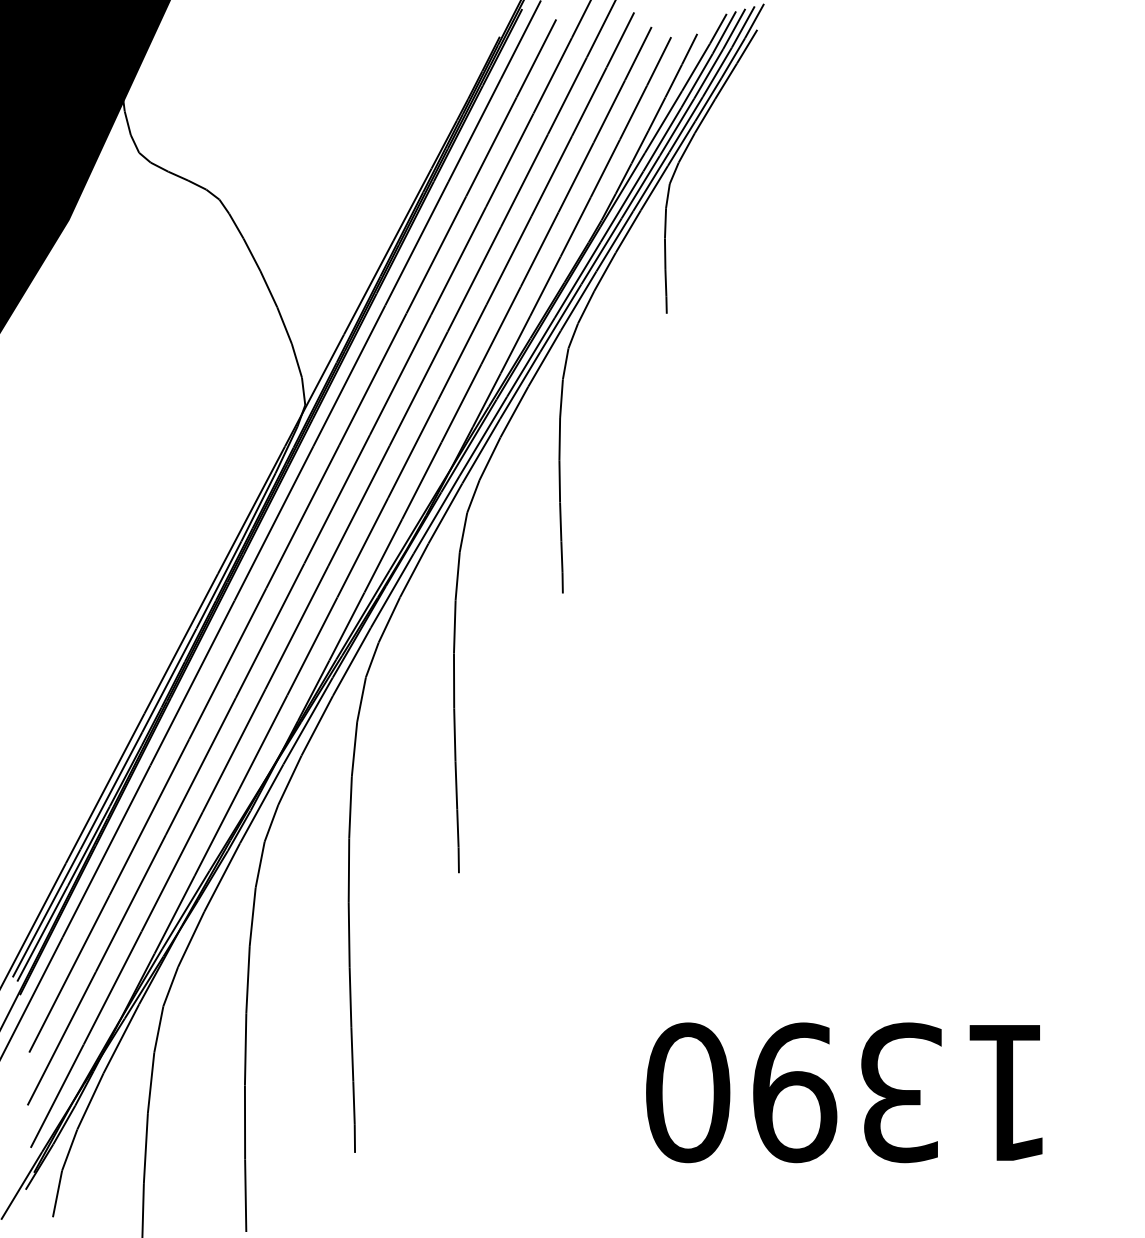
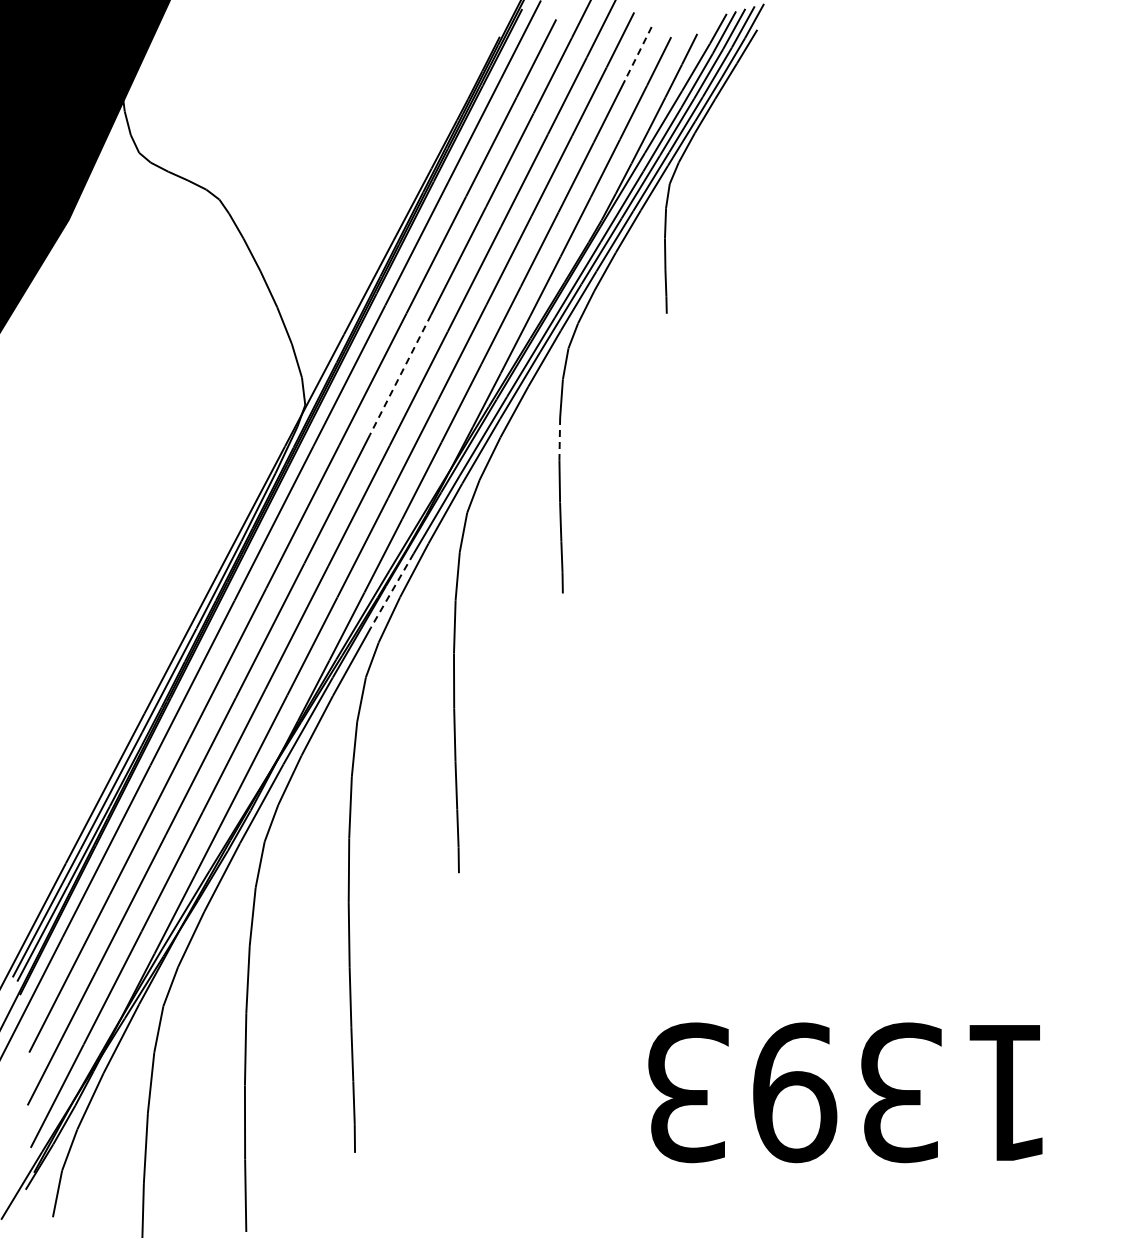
line: solid -> dashed (638, 53)
line: solid -> dashed (400, 375)
line: solid -> dashed (559, 439)
line: solid -> dashed (392, 590)
text: 1390 -> 1393 (688, 1092)
